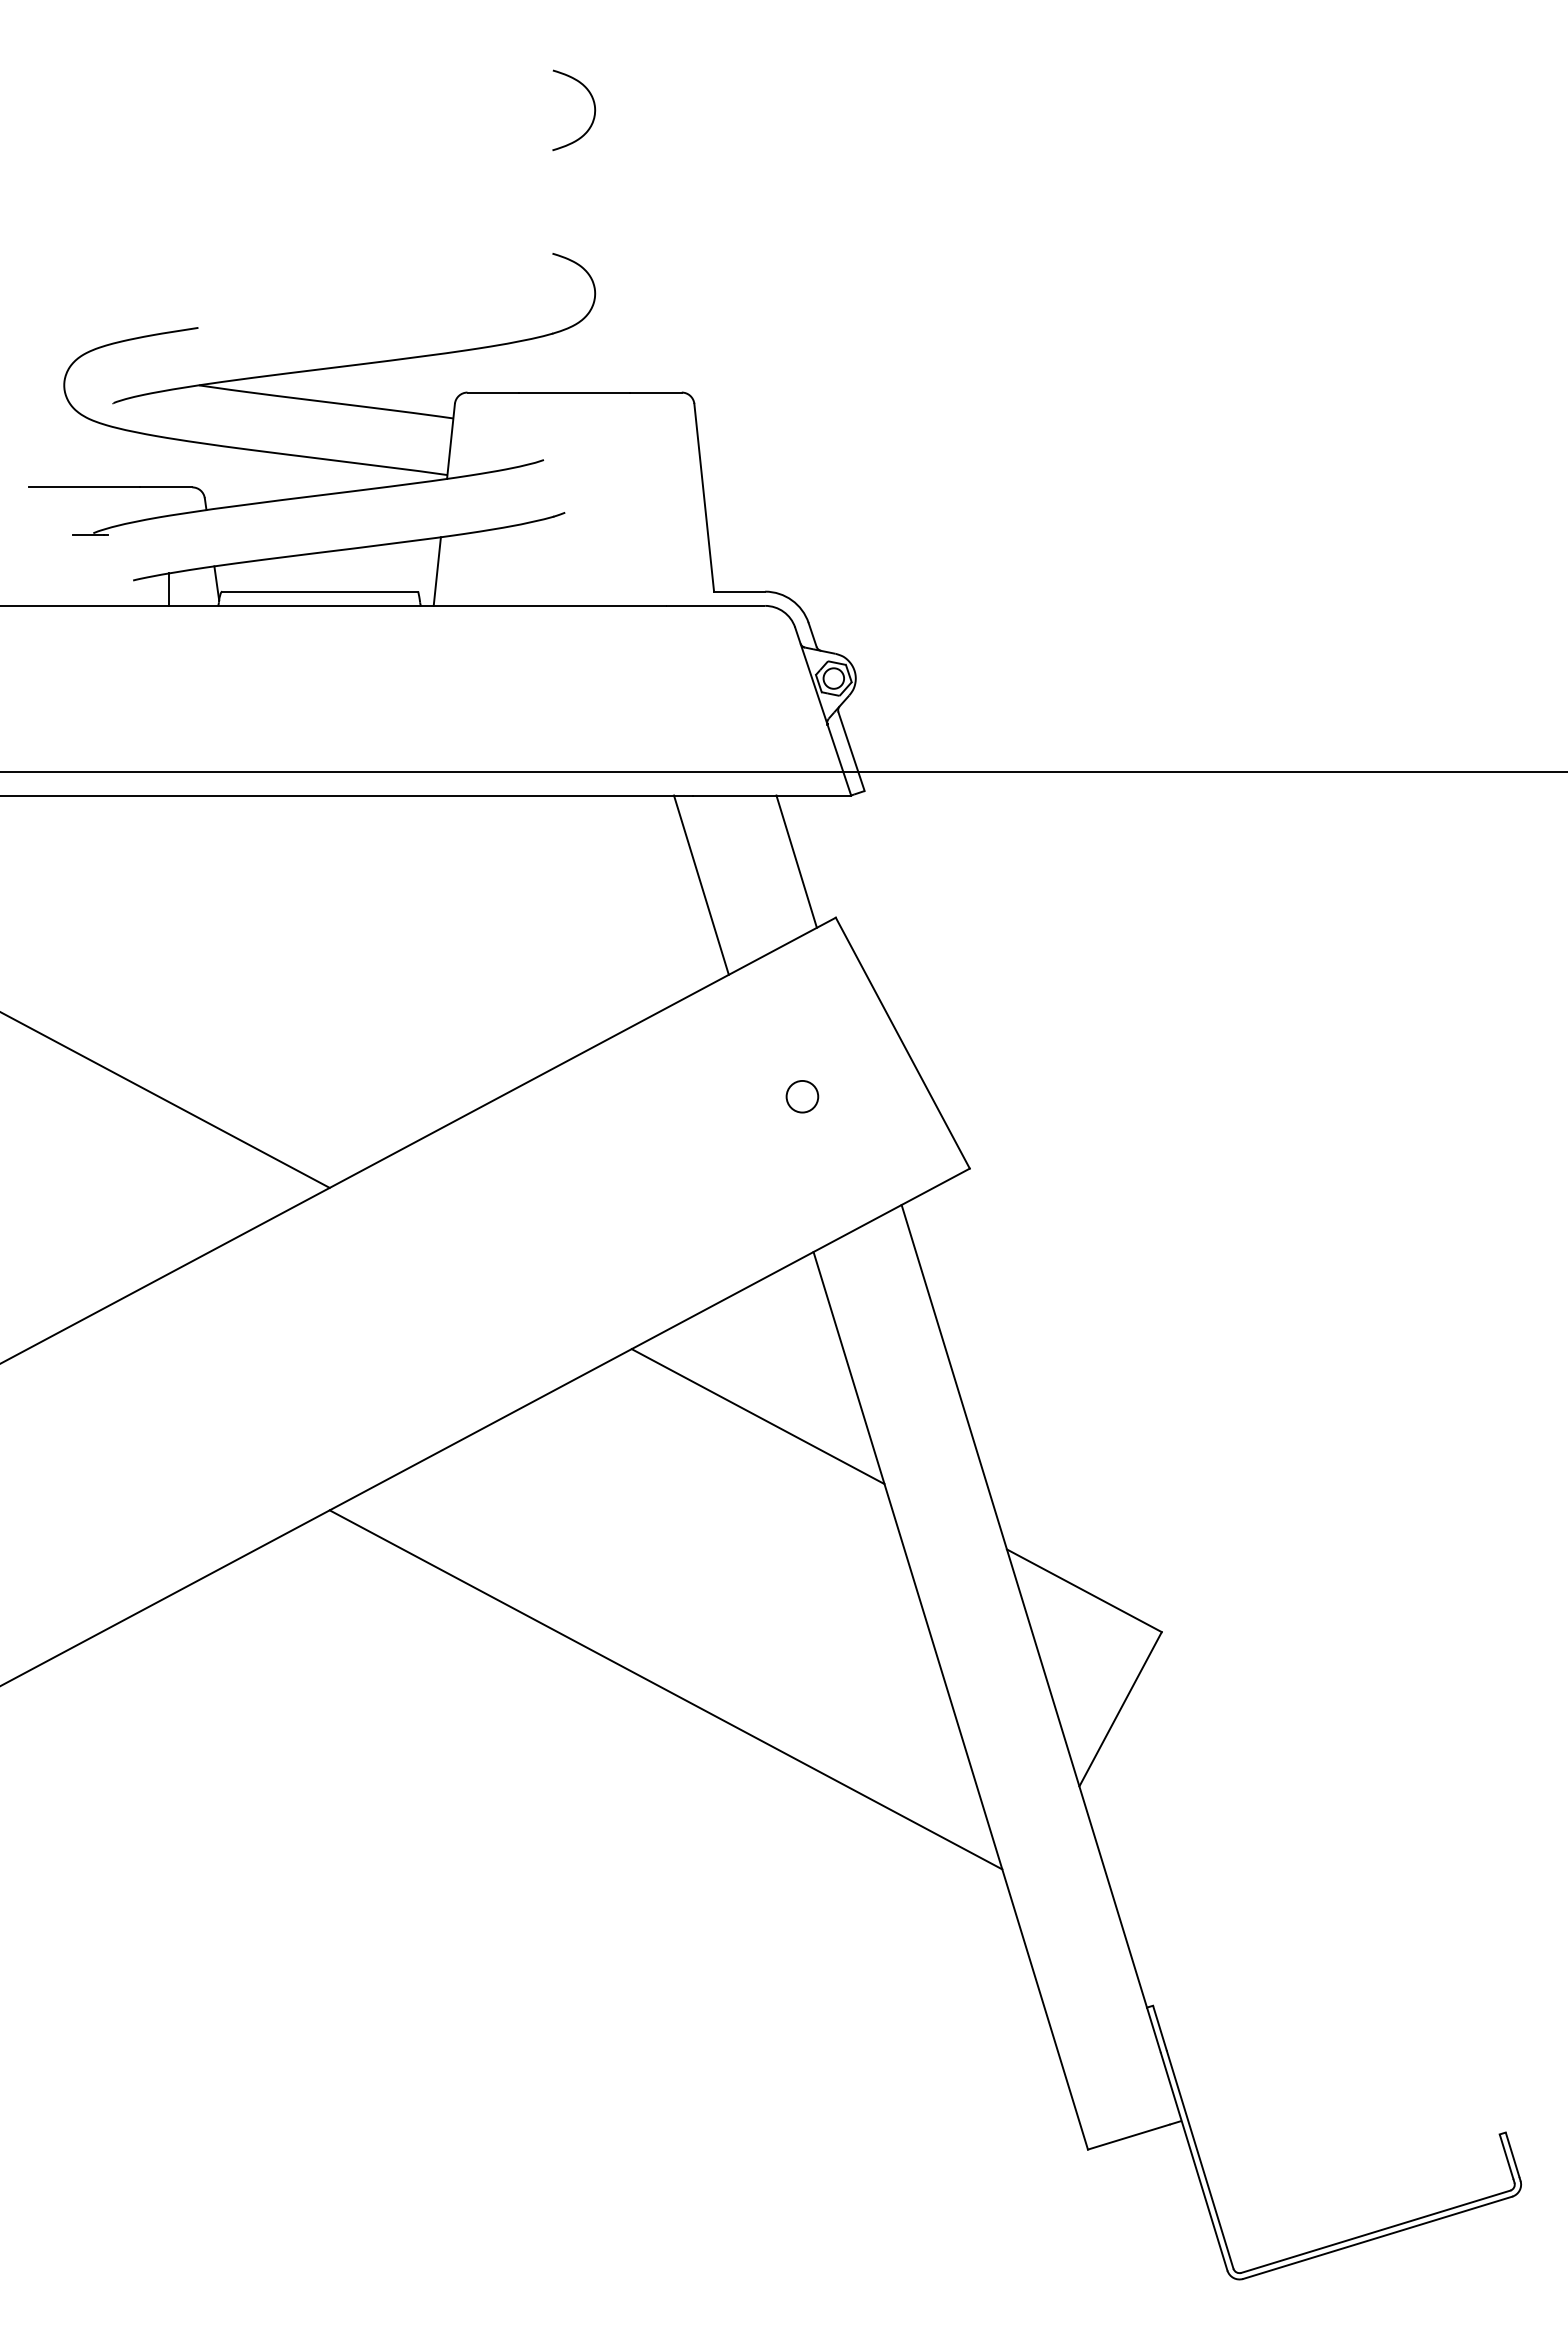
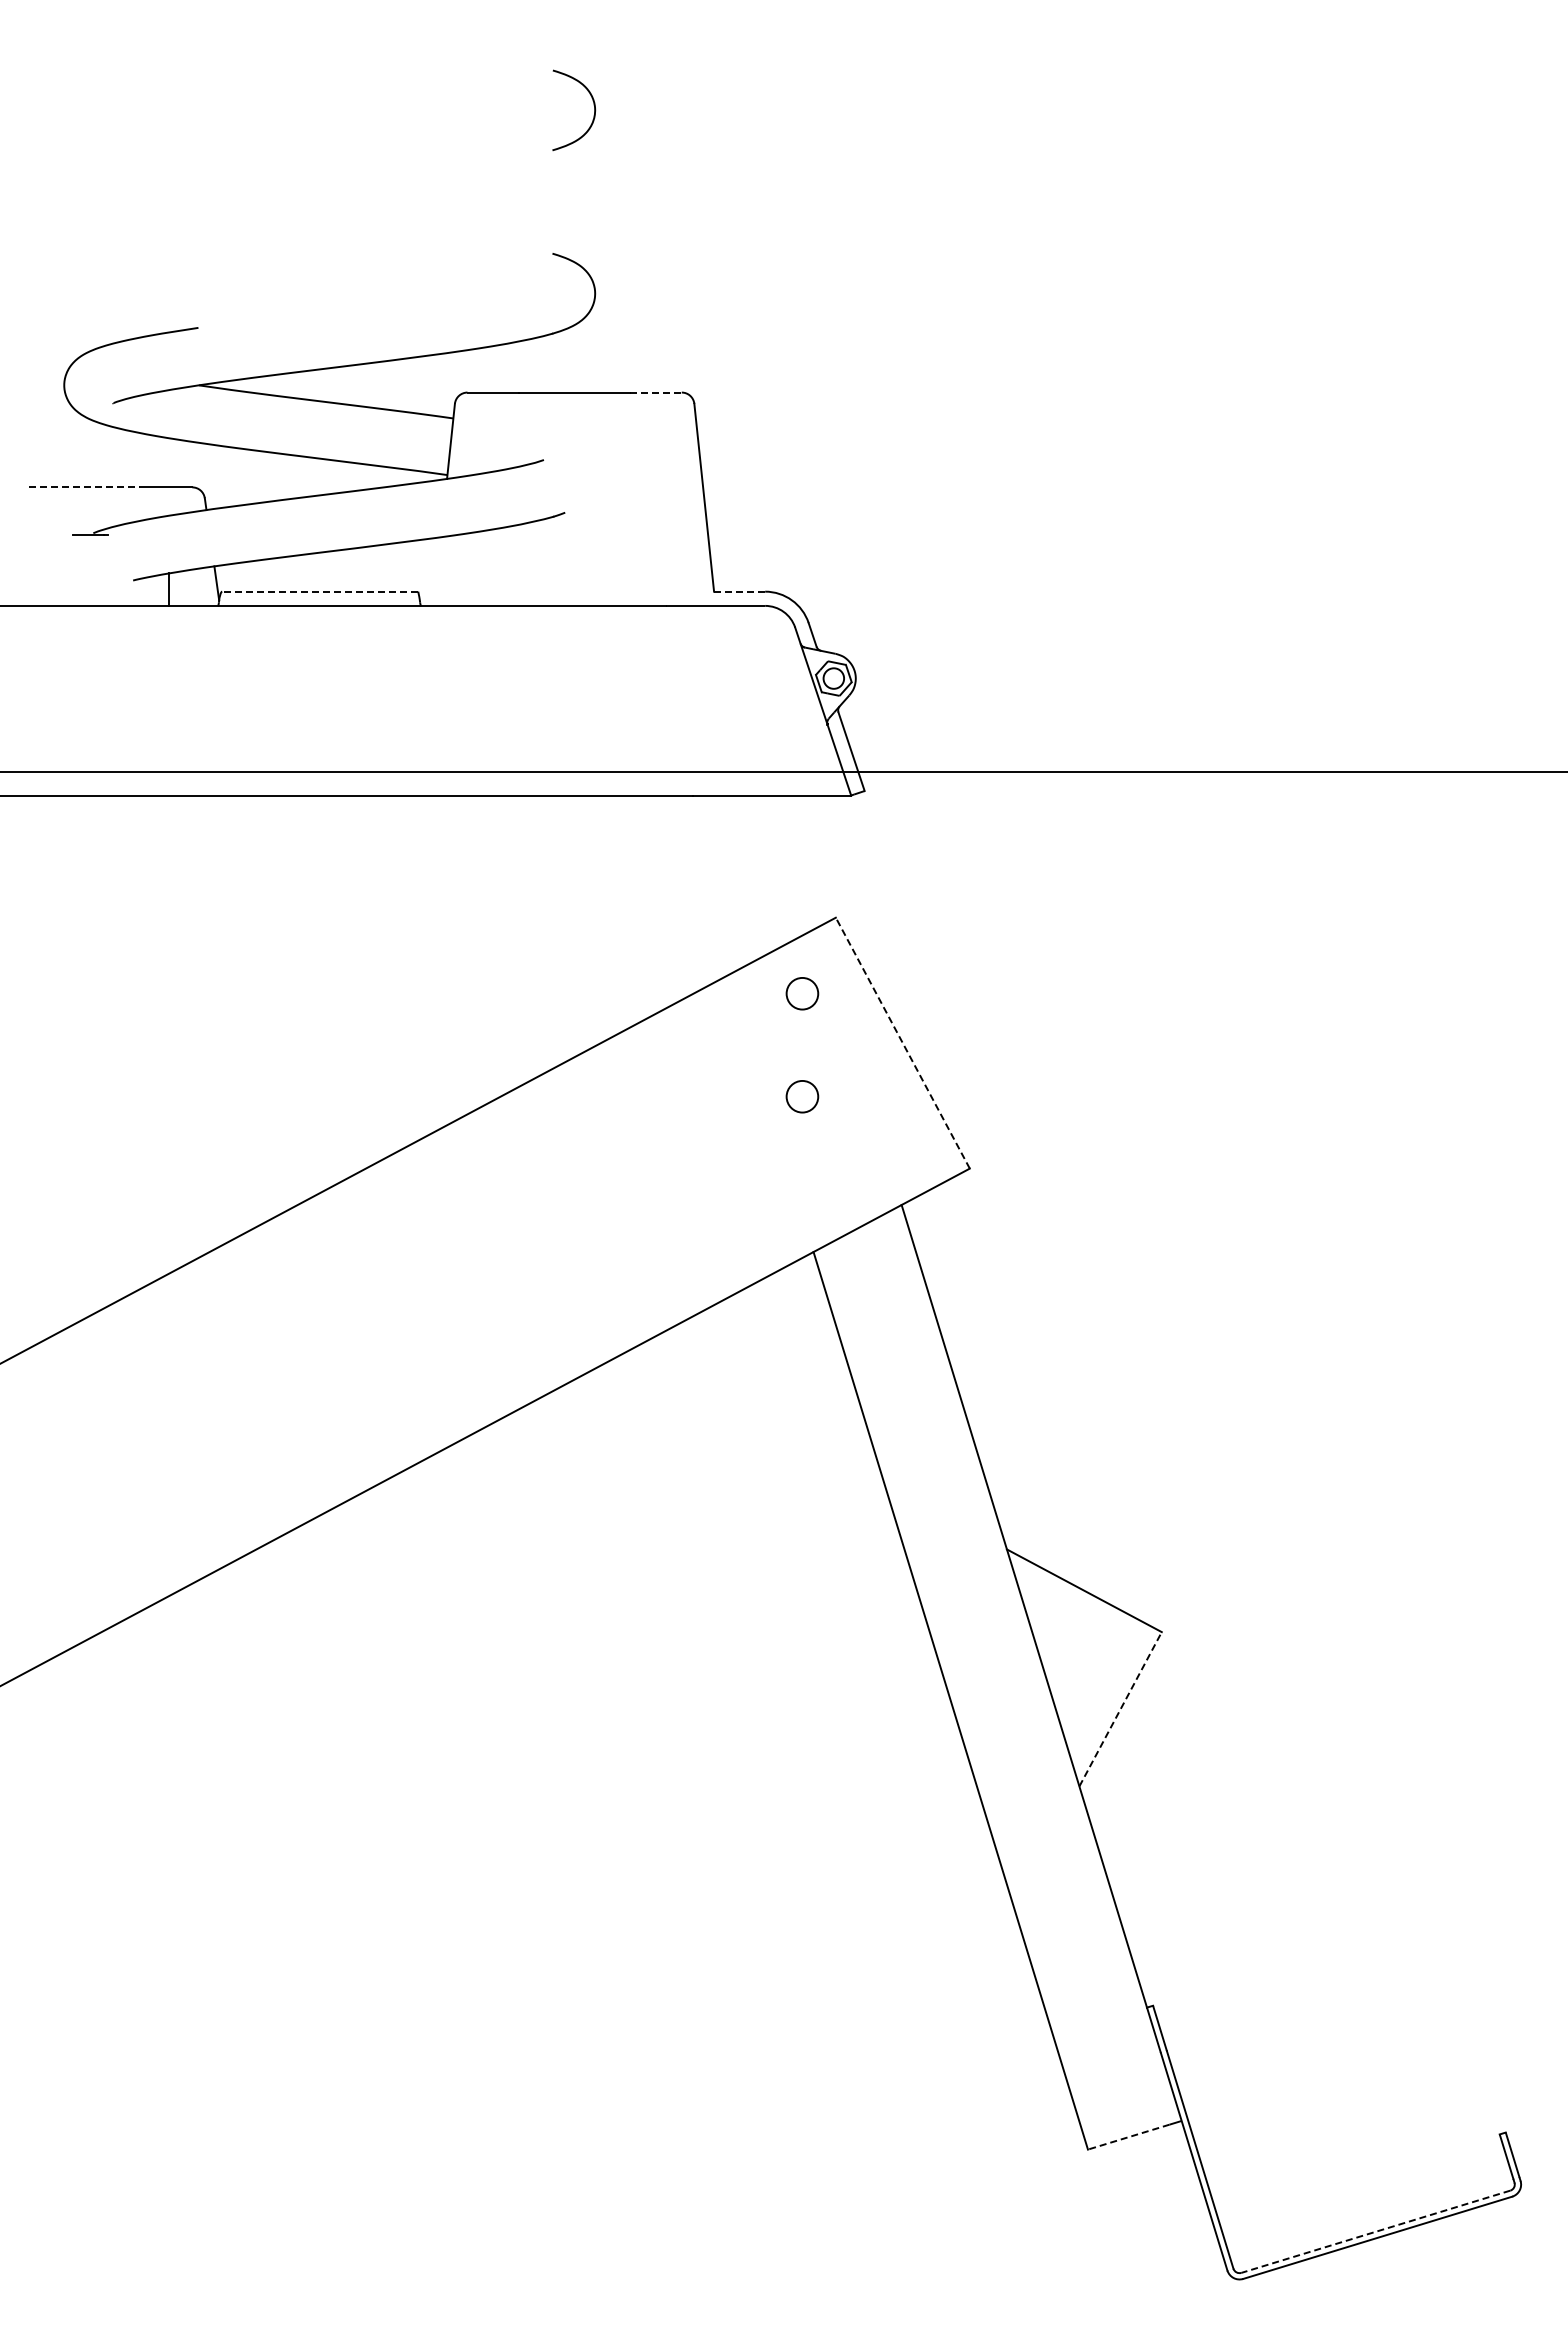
line: solid -> dashed (655, 392)
line: solid -> dashed (85, 487)
line: present -> none (436, 571)
line: solid -> dashed (320, 591)
line: solid -> dashed (739, 591)
line: present -> none (796, 861)
line: present -> none (701, 884)
circle: none -> present (802, 993)
line: solid -> dashed (902, 1042)
line: present -> none (165, 1100)
line: present -> none (757, 1416)
line: present -> none (665, 1689)
line: solid -> dashed (1120, 1708)
line: solid -> dashed (1128, 2137)
line: solid -> dashed (1375, 2231)
